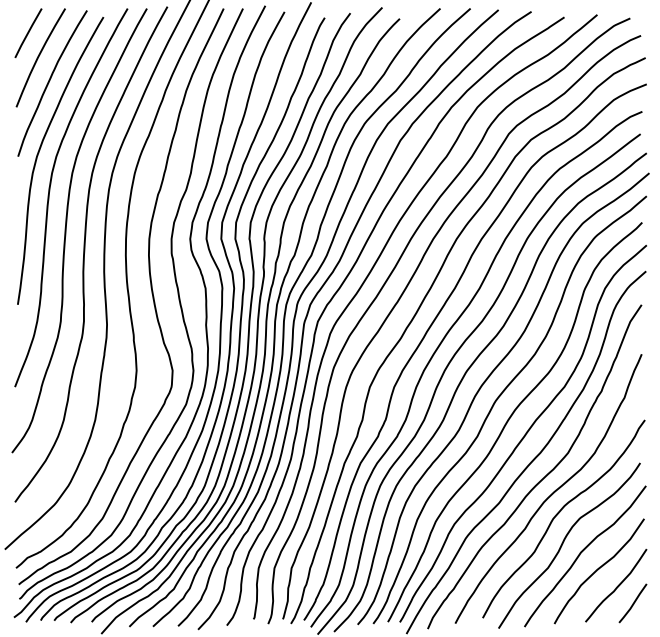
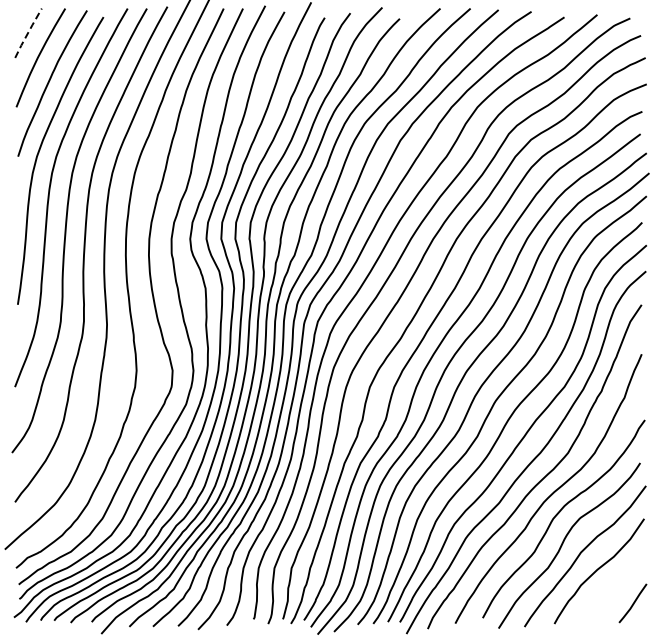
line: solid -> dashed (28, 32)
curve: present -> none (617, 585)
